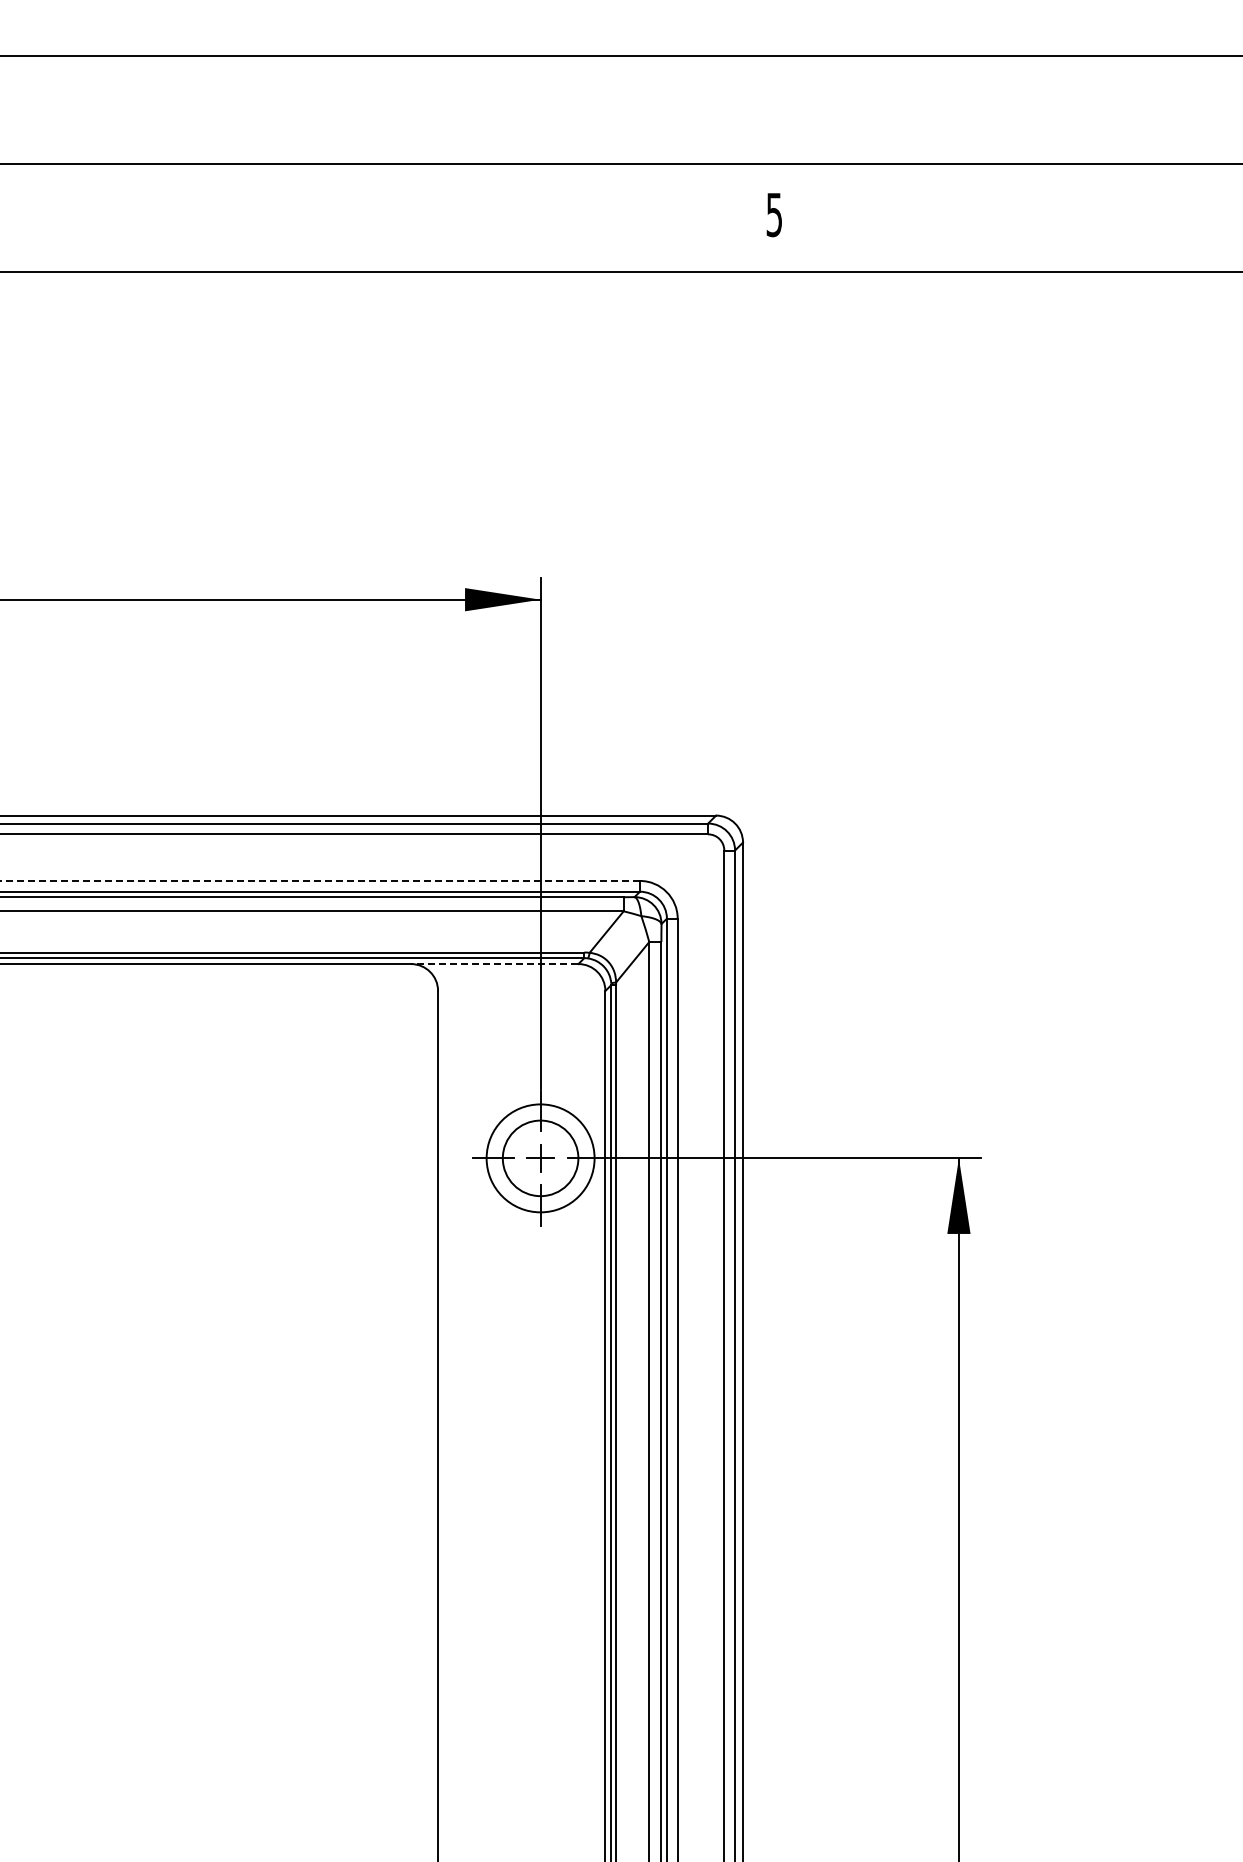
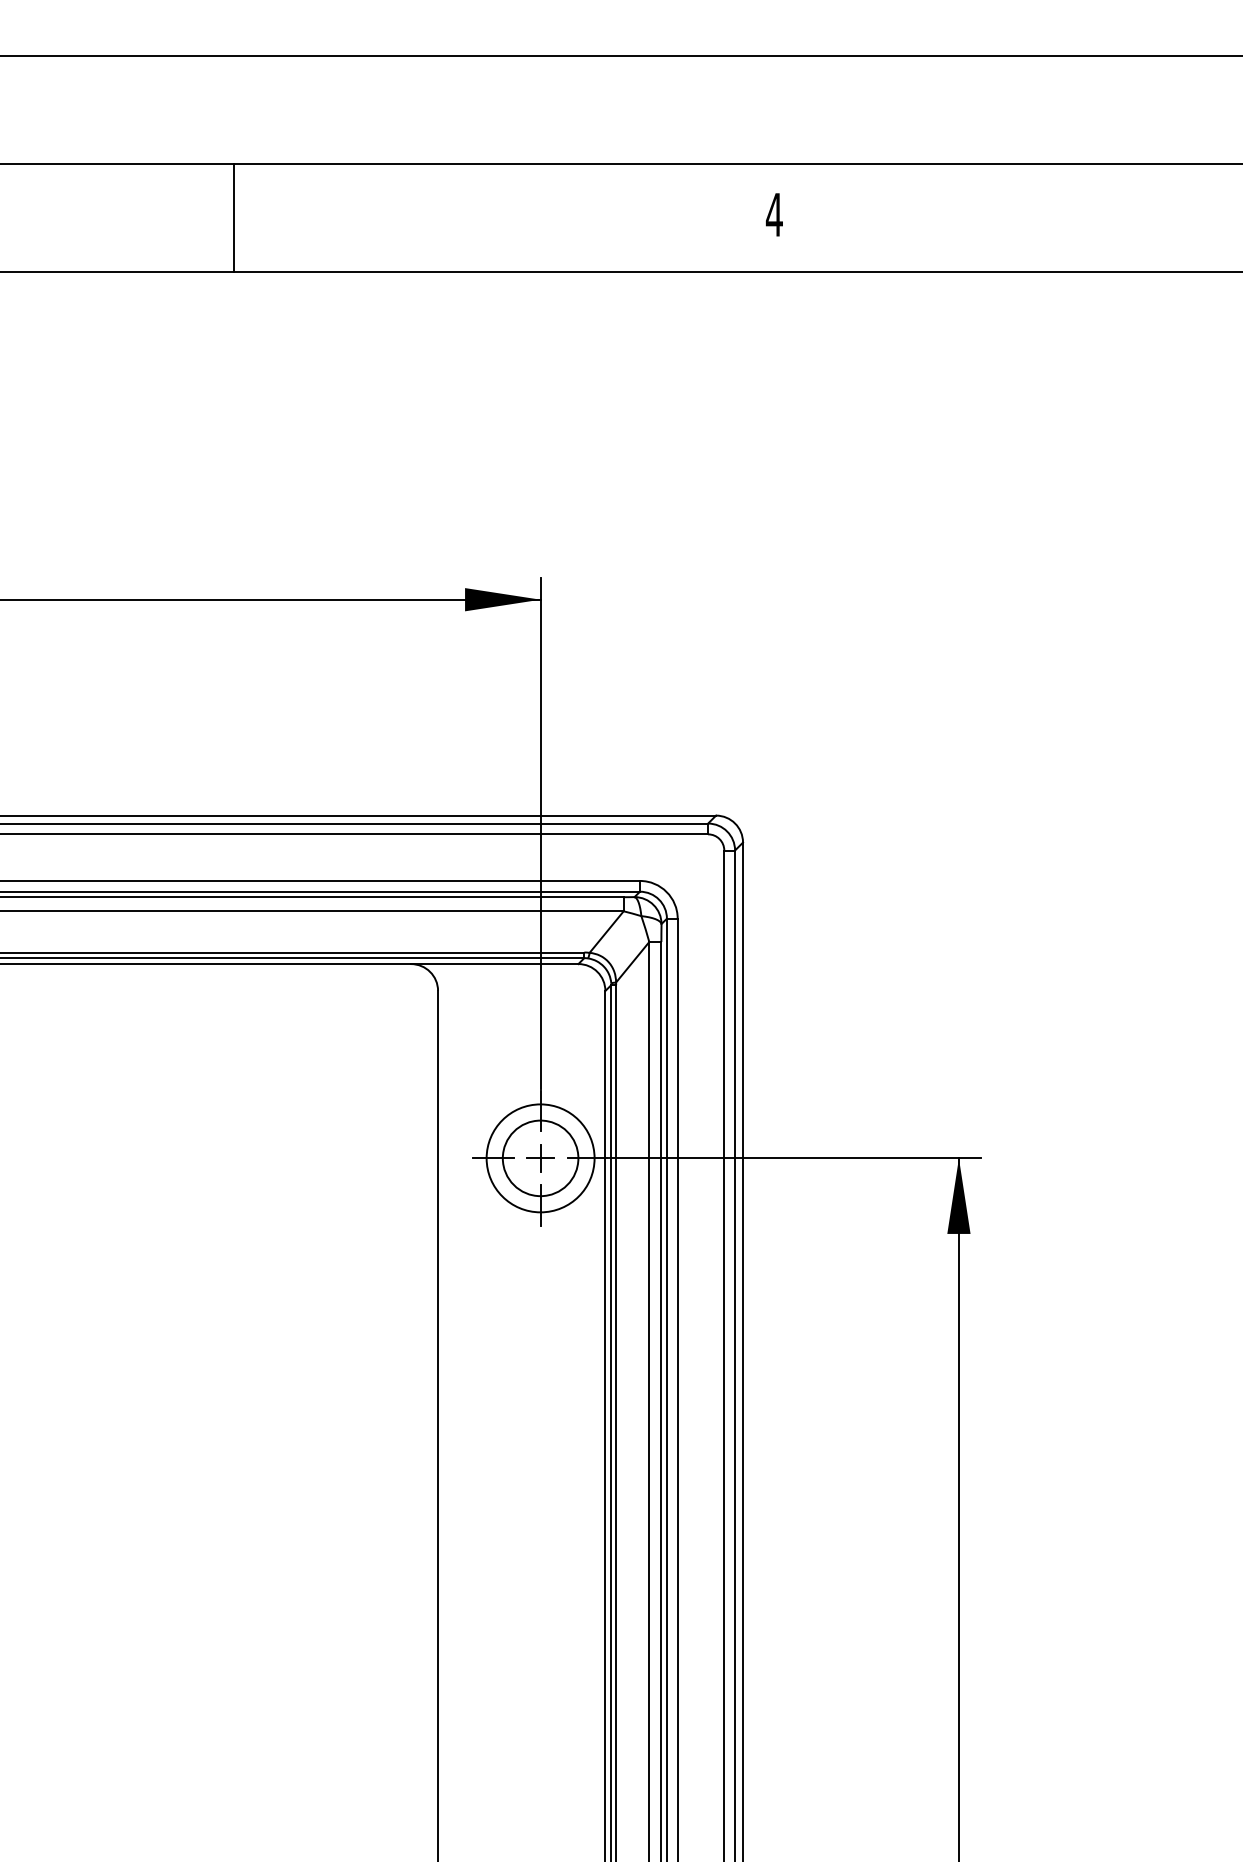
text: 5 -> 4 (773, 215)
line: none -> present (234, 217)
line: dashed -> solid (319, 880)
line: dashed -> solid (494, 964)
